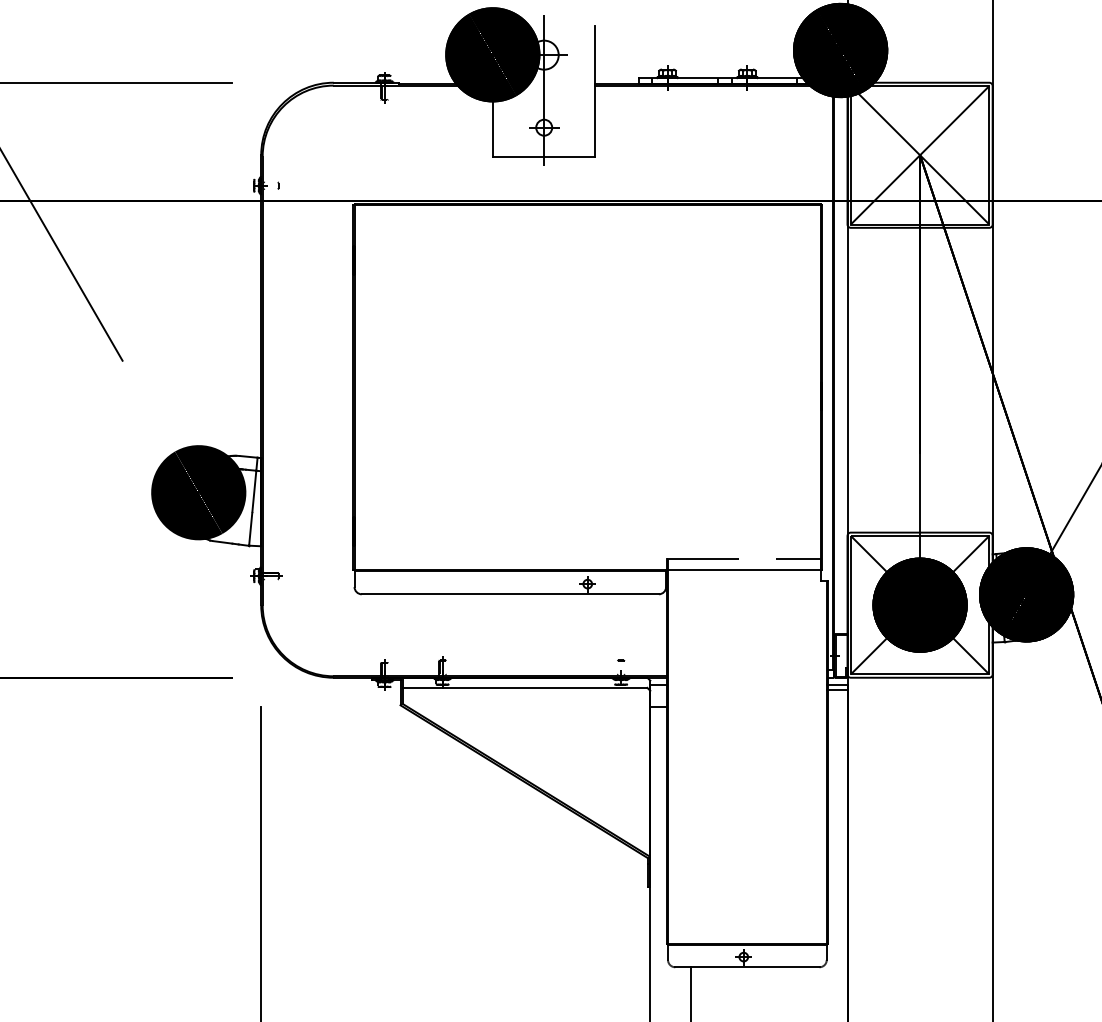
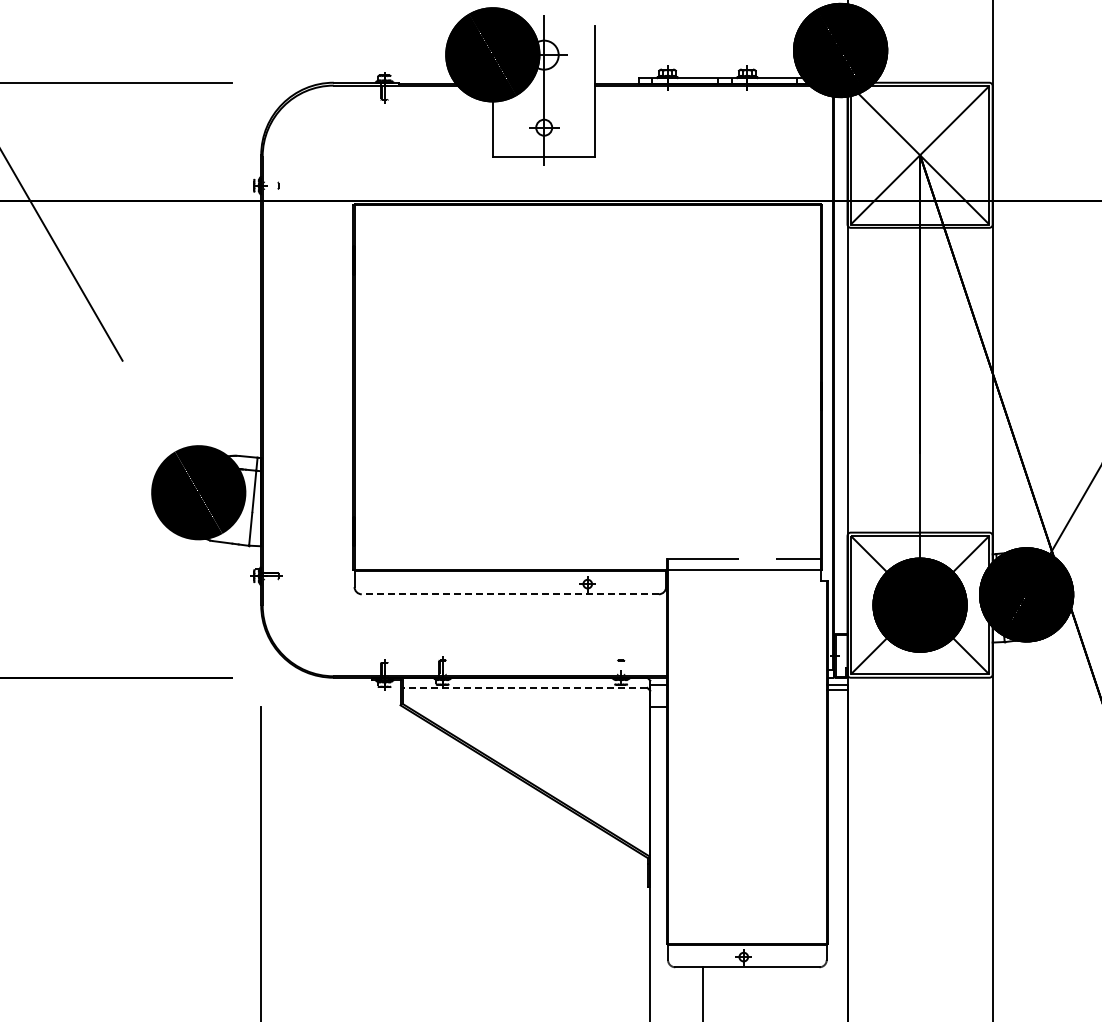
line: solid -> dashed (510, 594)
line: solid -> dashed (524, 687)
line position: (690, 992) -> (702, 992) (702, 992)
